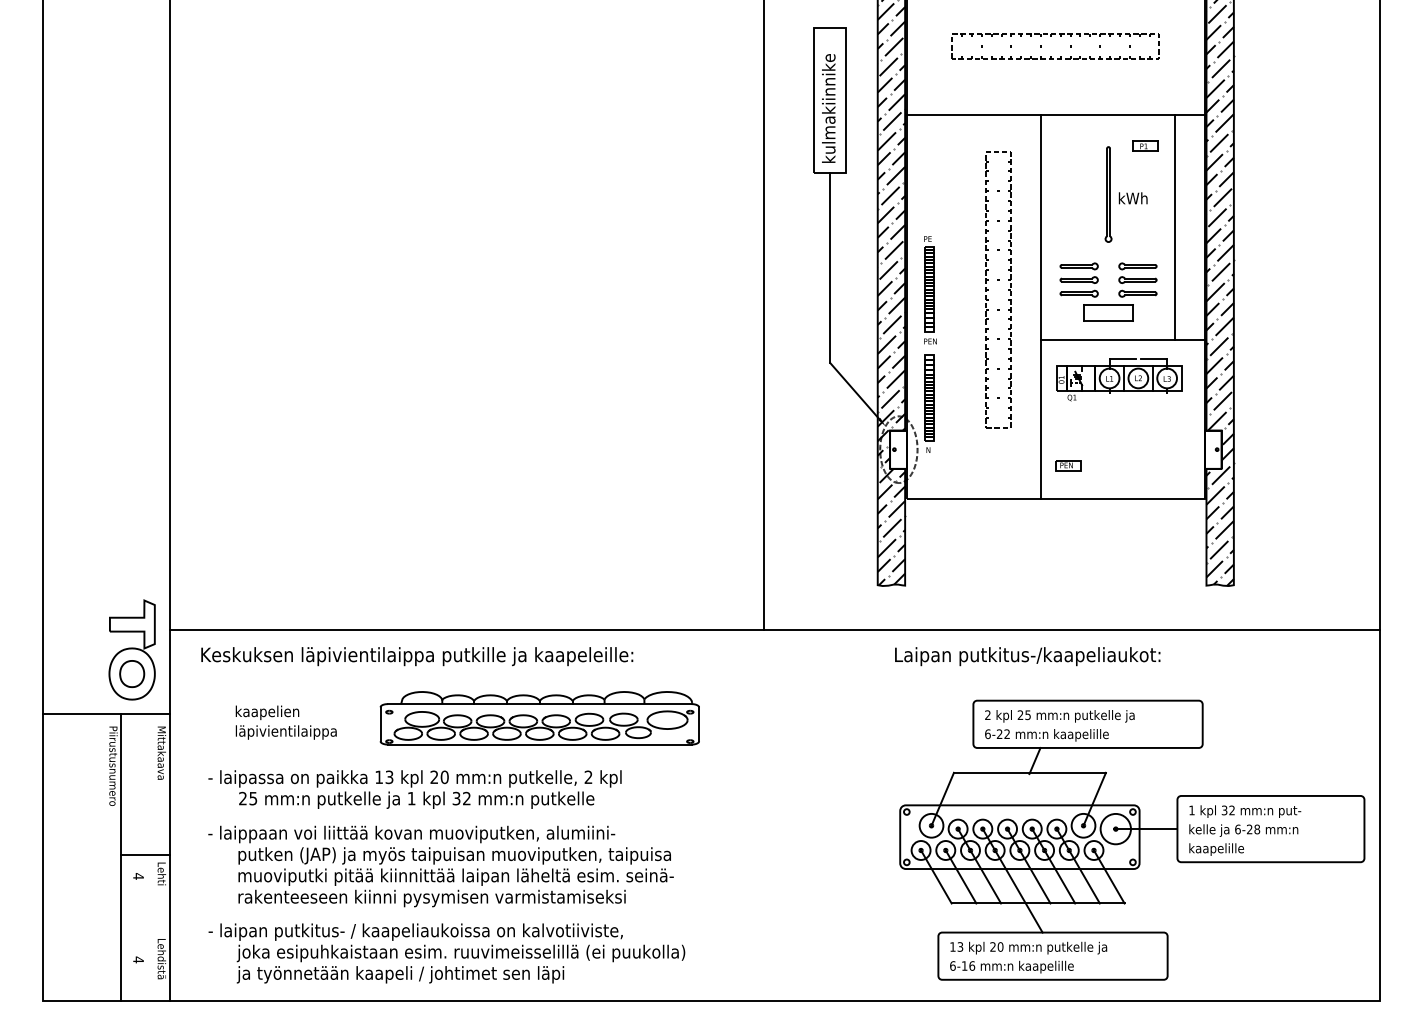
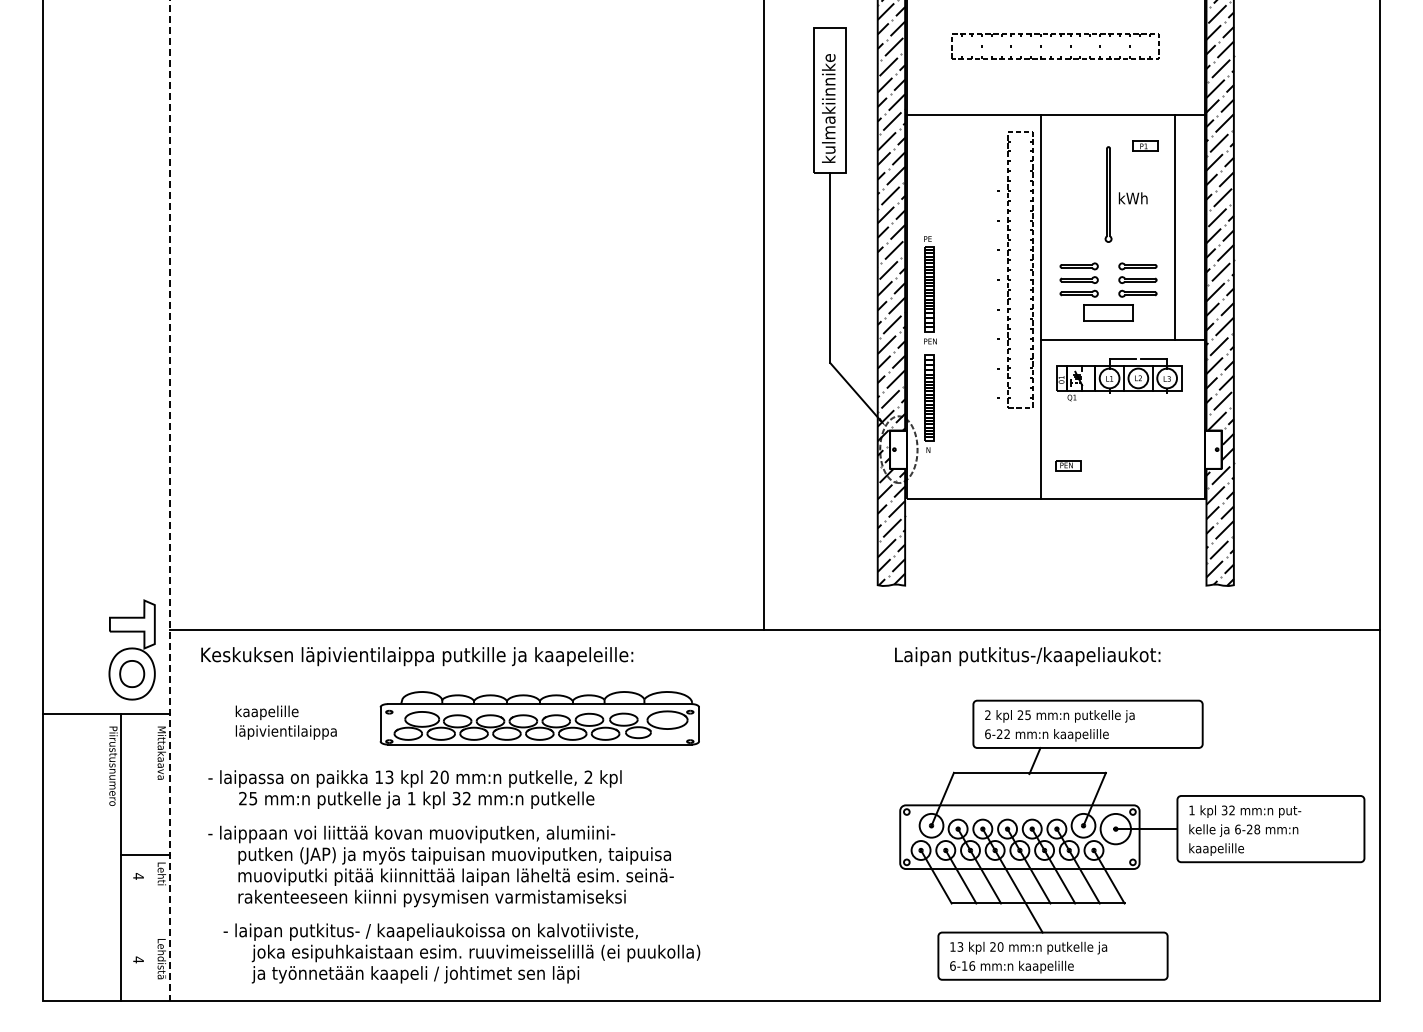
part position: (988, 289) -> (1010, 269) (1010, 269)
line: solid -> dashed (170, 500)
text: kaapelien -> kaapelille (291, 711)
text position: (446, 953) -> (461, 953) (461, 953)
